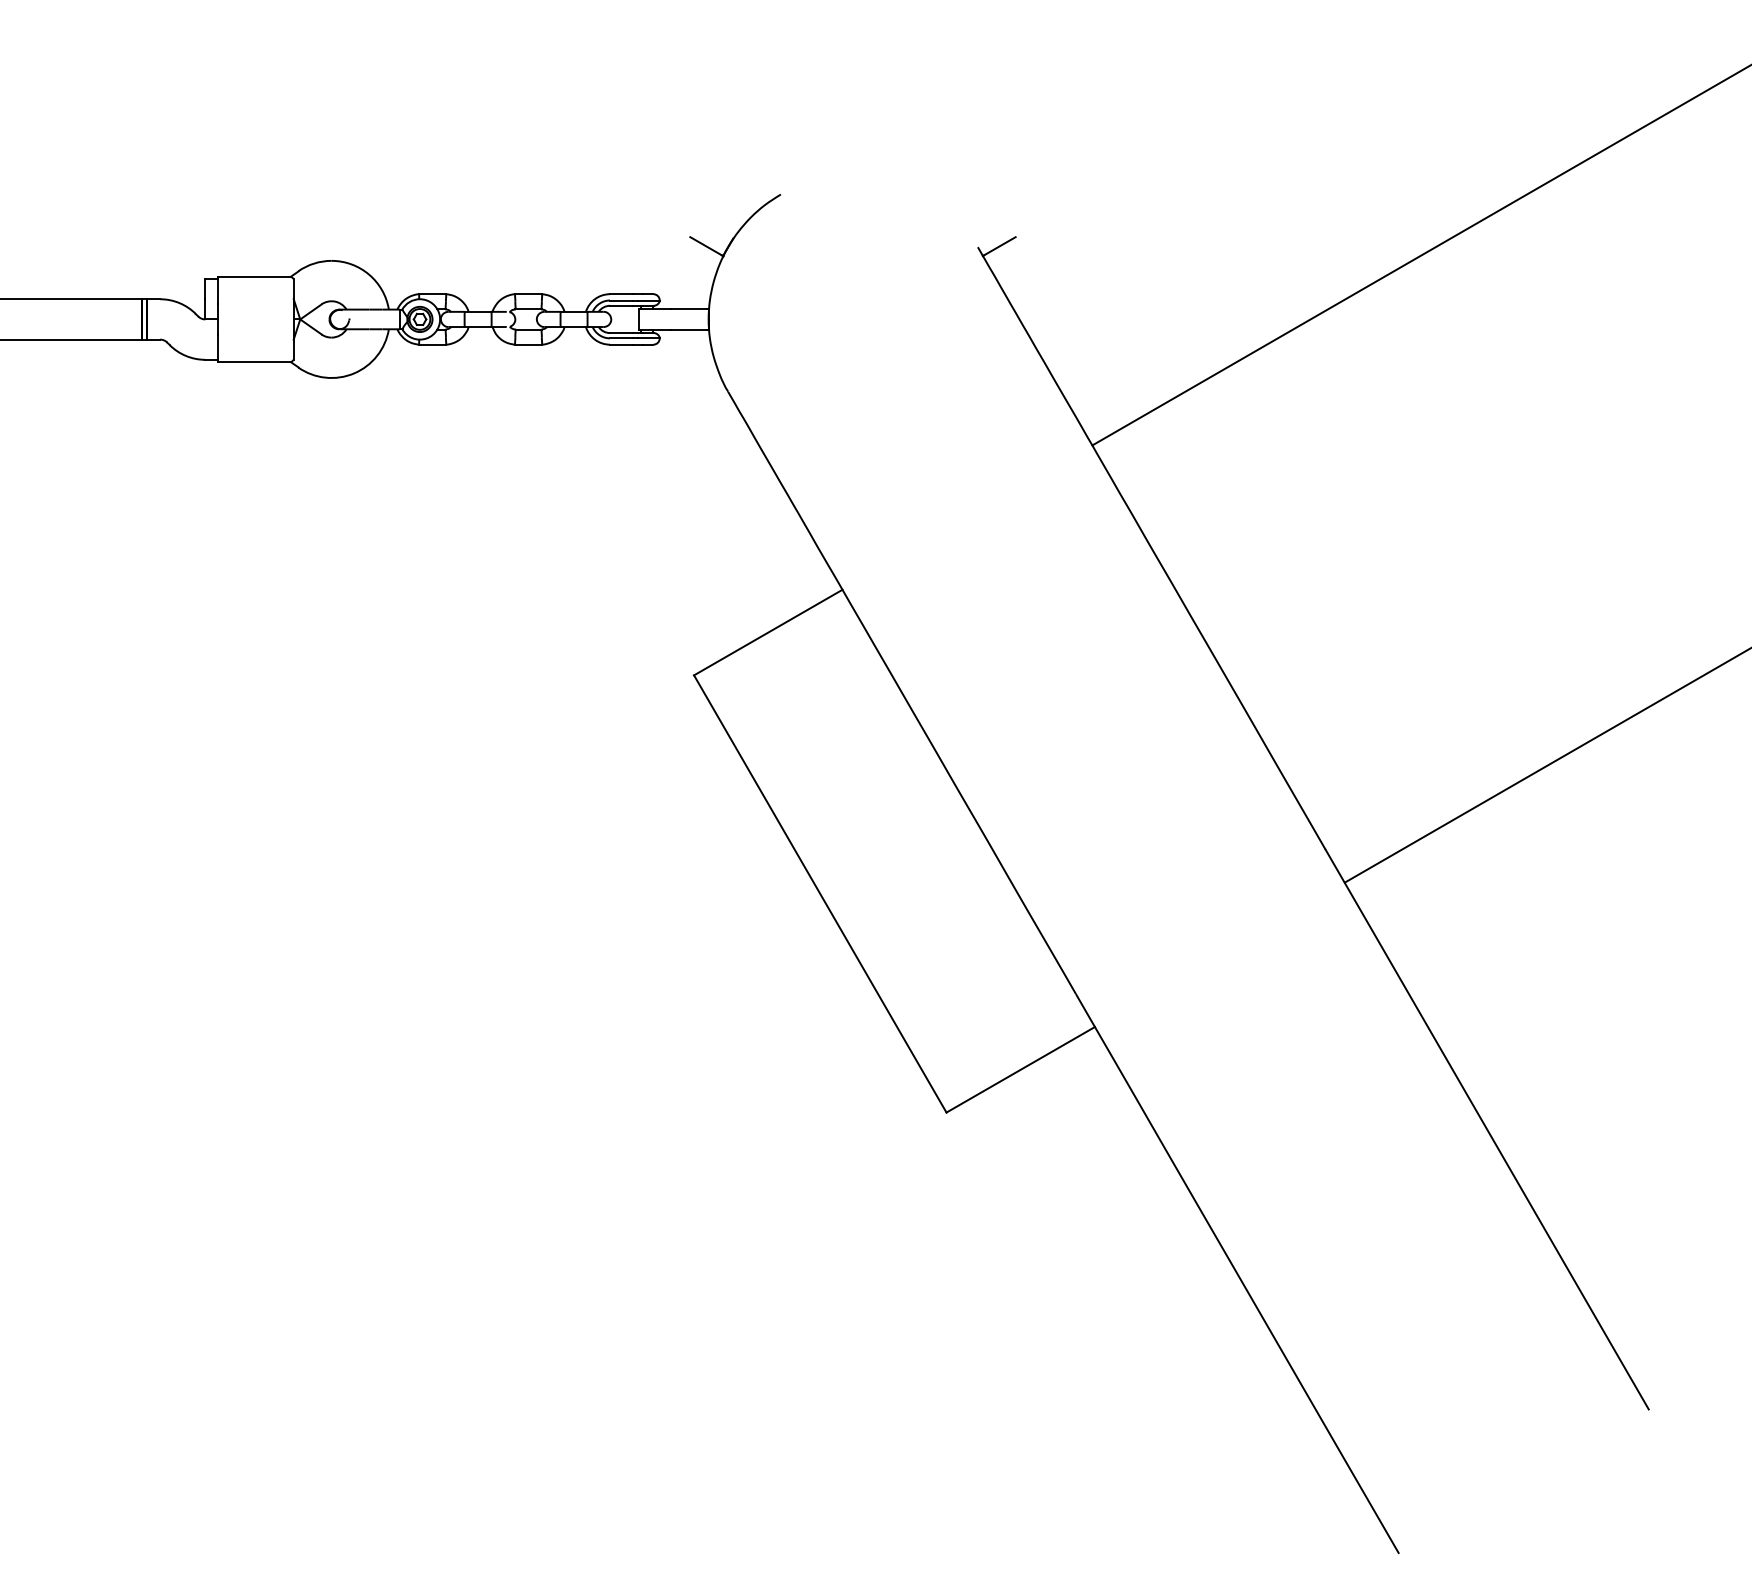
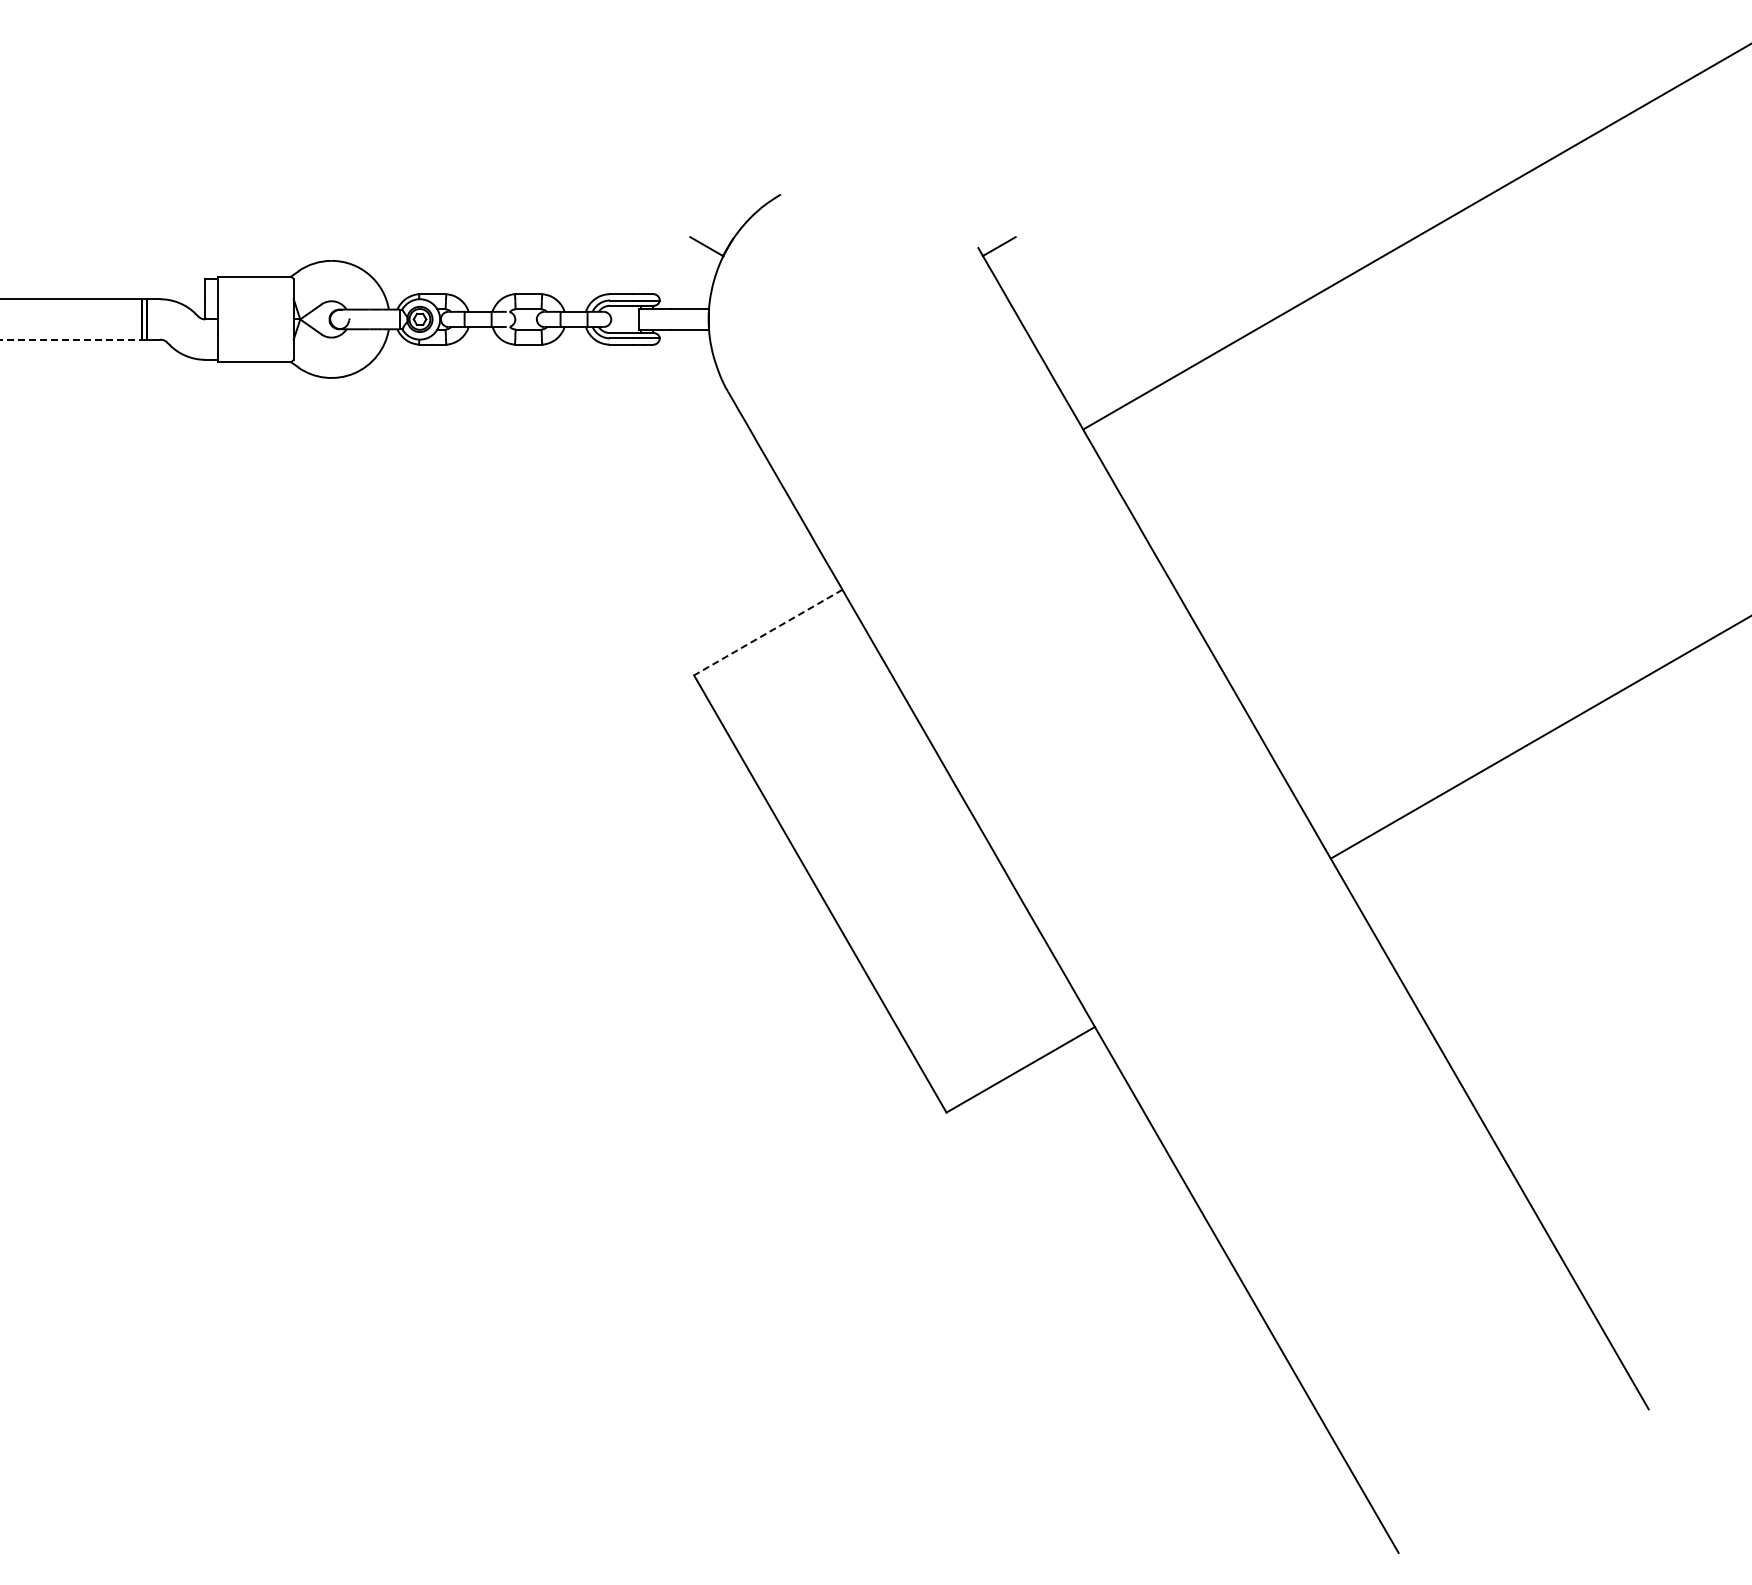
line position: (1420, 255) -> (1415, 237) (1415, 237)
line: solid -> dashed (71, 339)
line: solid -> dashed (768, 632)
line position: (1546, 765) -> (1539, 737) (1539, 737)
